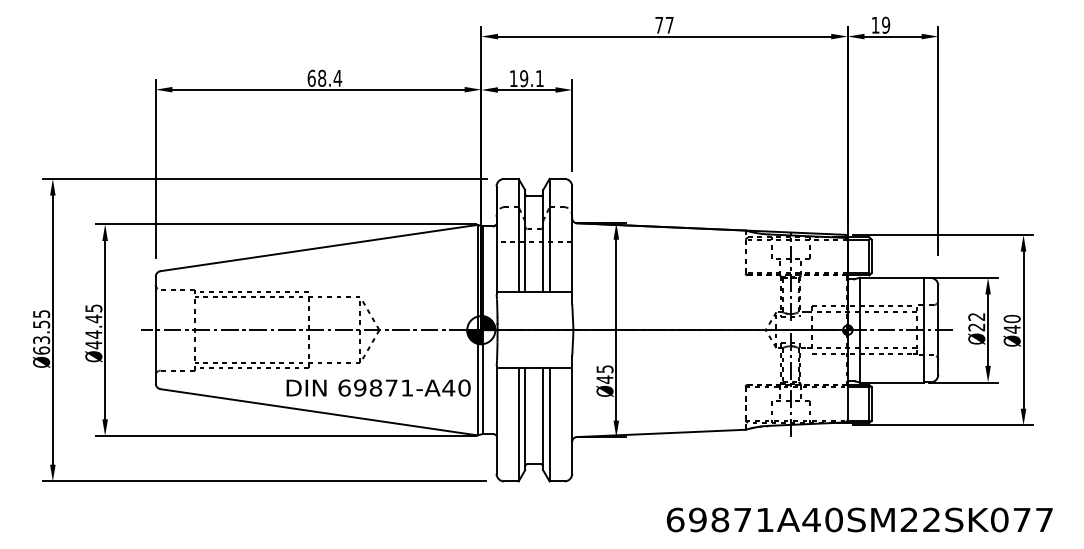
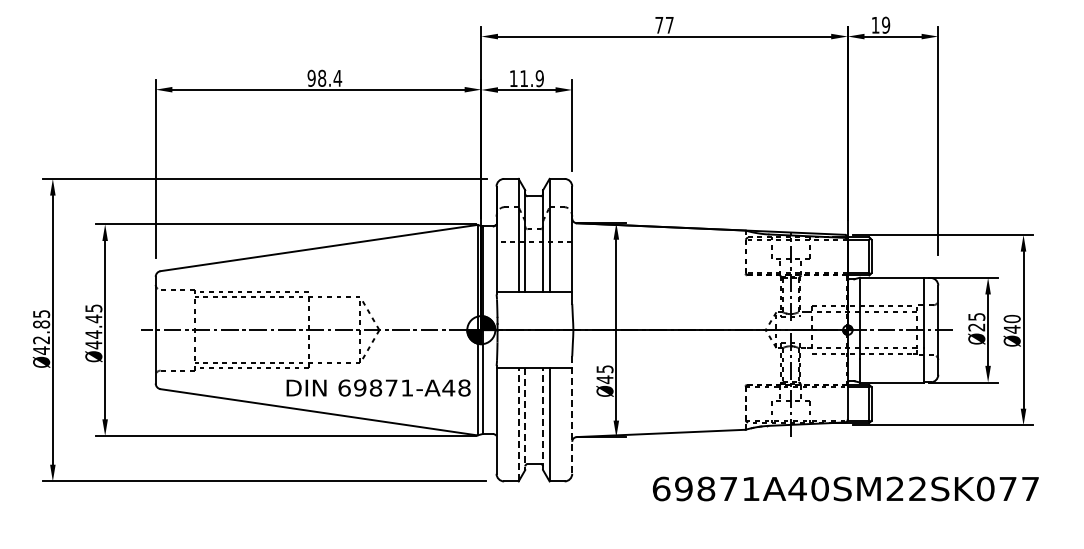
text: 68.4 -> 98.4 (311, 77)
text: 19.1 -> 11.9 (531, 78)
text: Ø22 -> Ø25 (976, 316)
text: Ø63.55 -> Ø42.85 (41, 337)
text: 69871-A40 -> 69871-A48 (464, 387)
line: solid -> dashed (572, 415)
line: solid -> dashed (525, 419)
line: solid -> dashed (543, 419)
line: solid -> dashed (518, 424)
text position: (859, 519) -> (845, 488) (845, 488)
